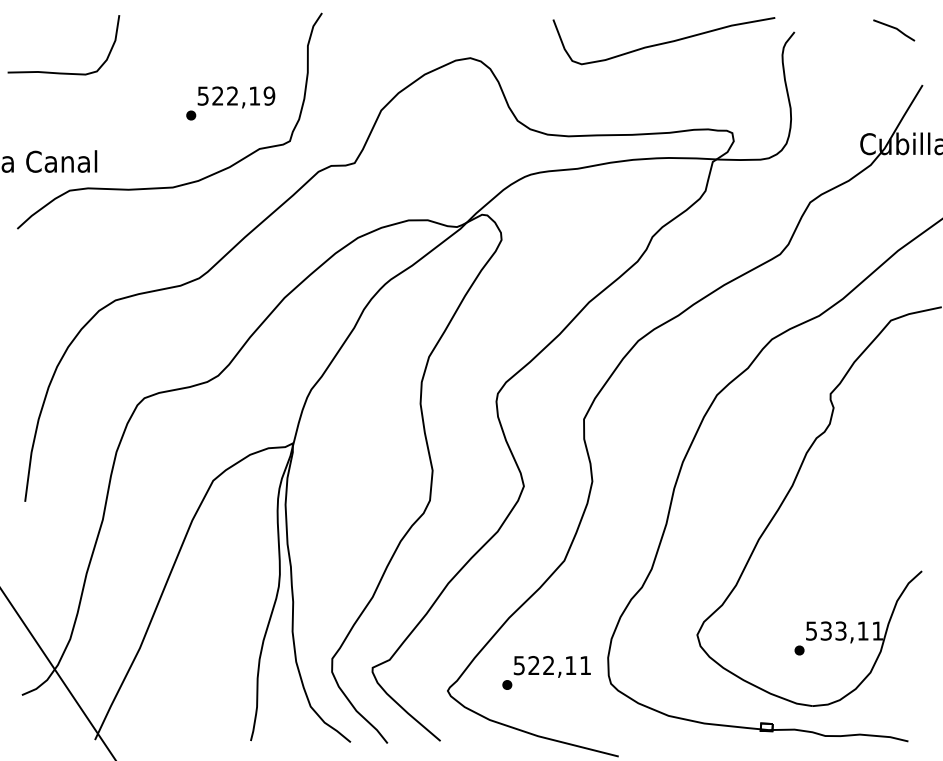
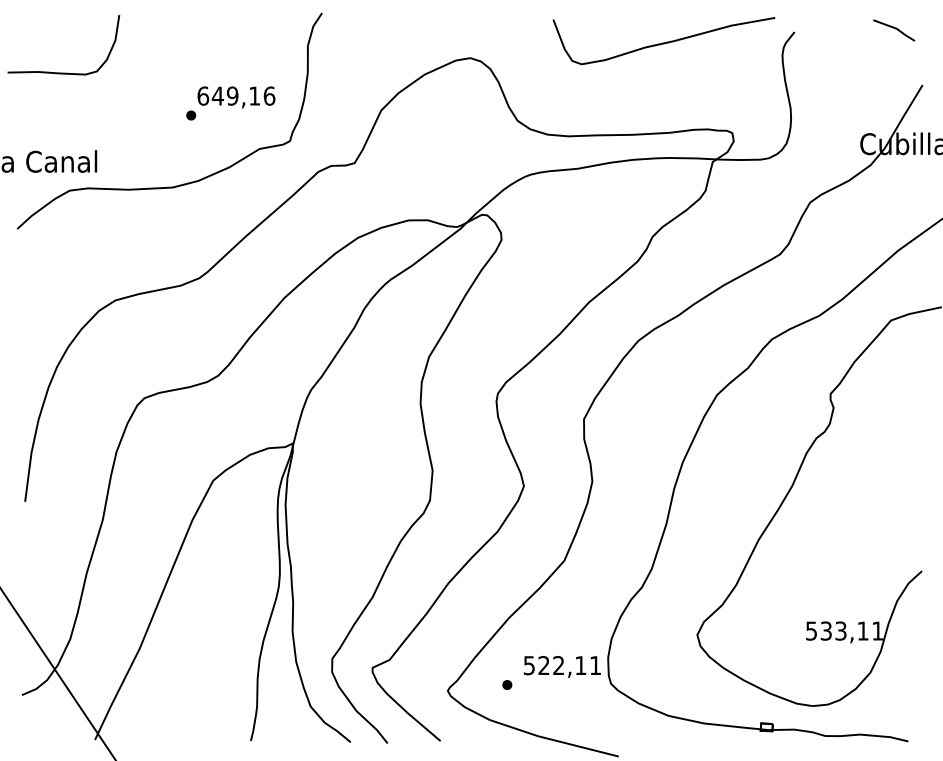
text: 522,19 -> 649,16 (236, 95)
part: present -> none (799, 650)
text position: (551, 666) -> (561, 666) (561, 666)
